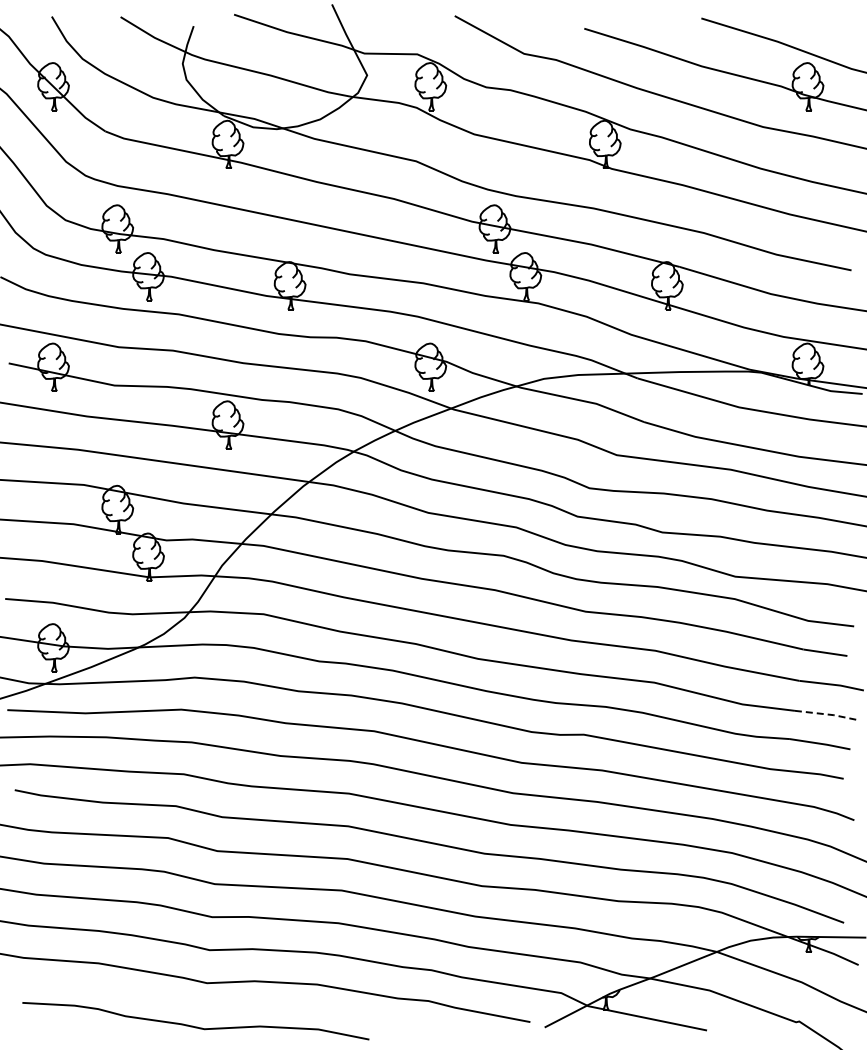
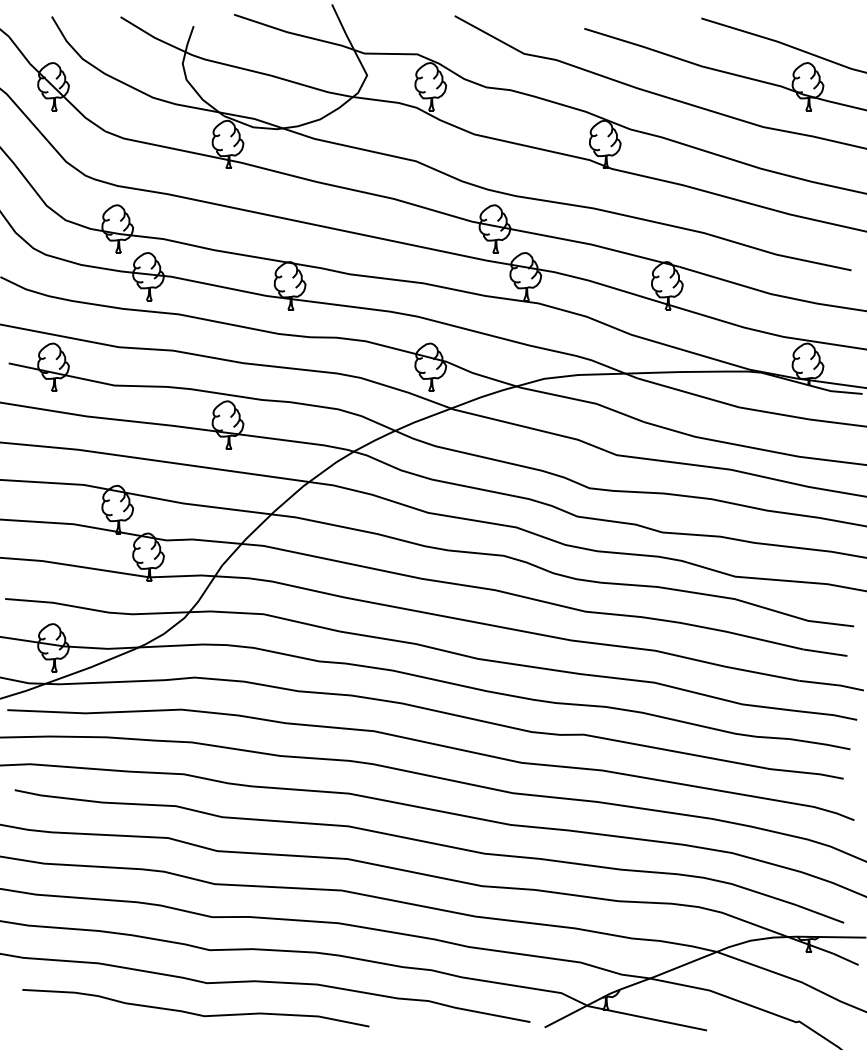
line: dashed -> solid (827, 714)
curve position: (193, 1025) -> (193, 1012) (193, 1012)
